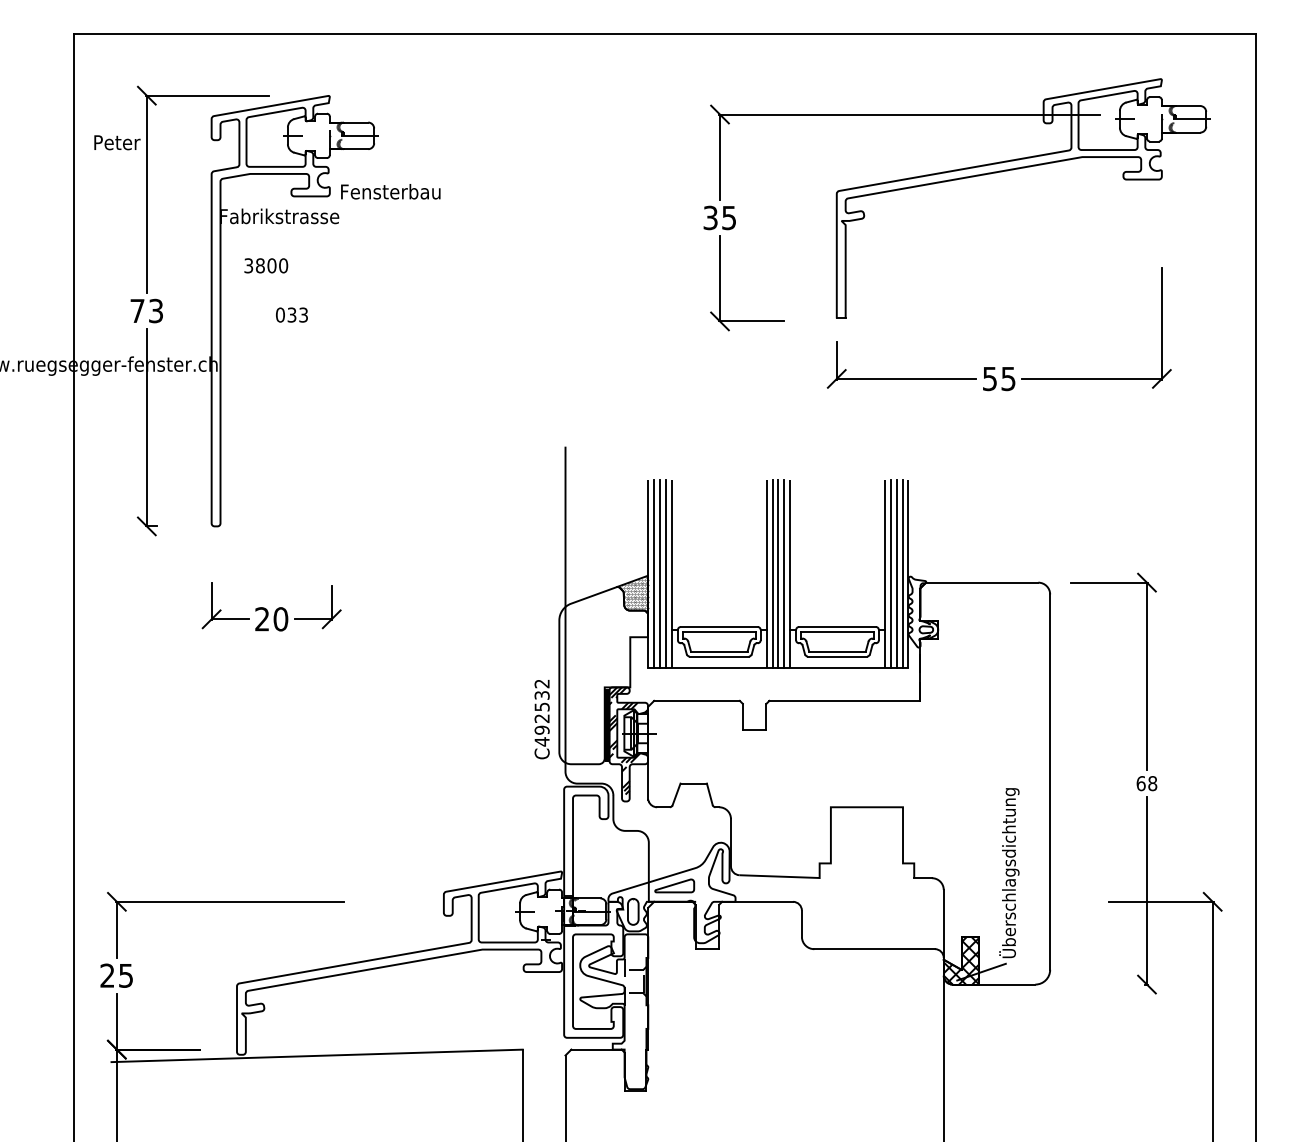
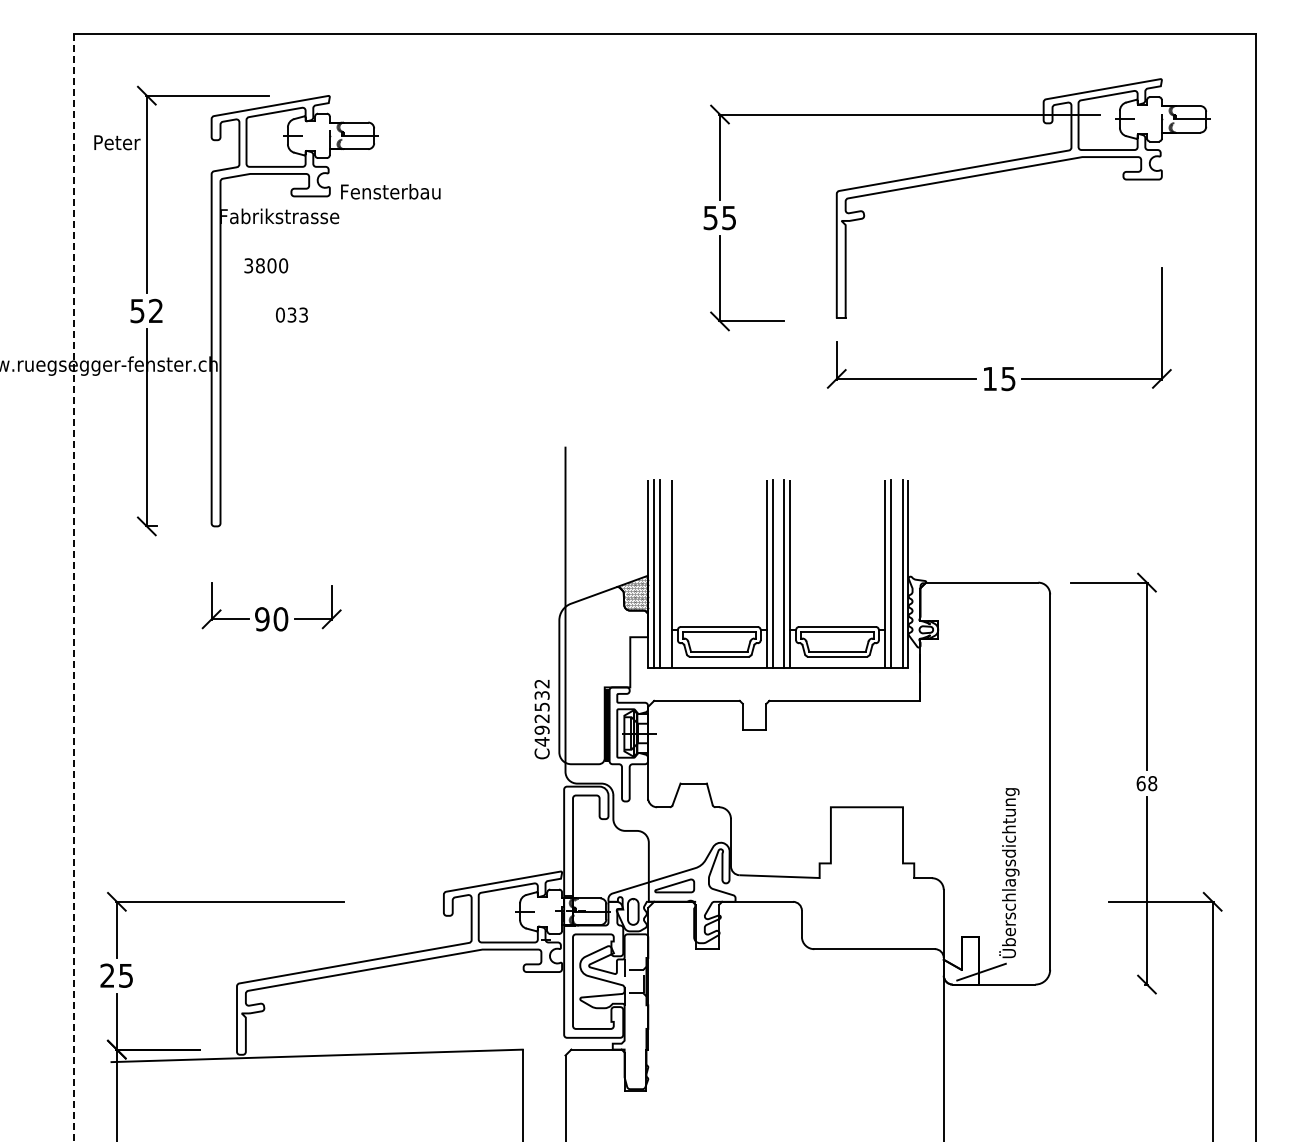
text: 35 -> 55 (710, 217)
text: 73 -> 52 (146, 311)
text: 55 -> 15 (989, 379)
line: present -> none (666, 573)
line: present -> none (778, 573)
line: present -> none (896, 573)
line: solid -> dashed (74, 588)
text: 20 -> 90 (262, 619)
hatch: present -> none (628, 740)
hatch: present -> none (961, 960)
